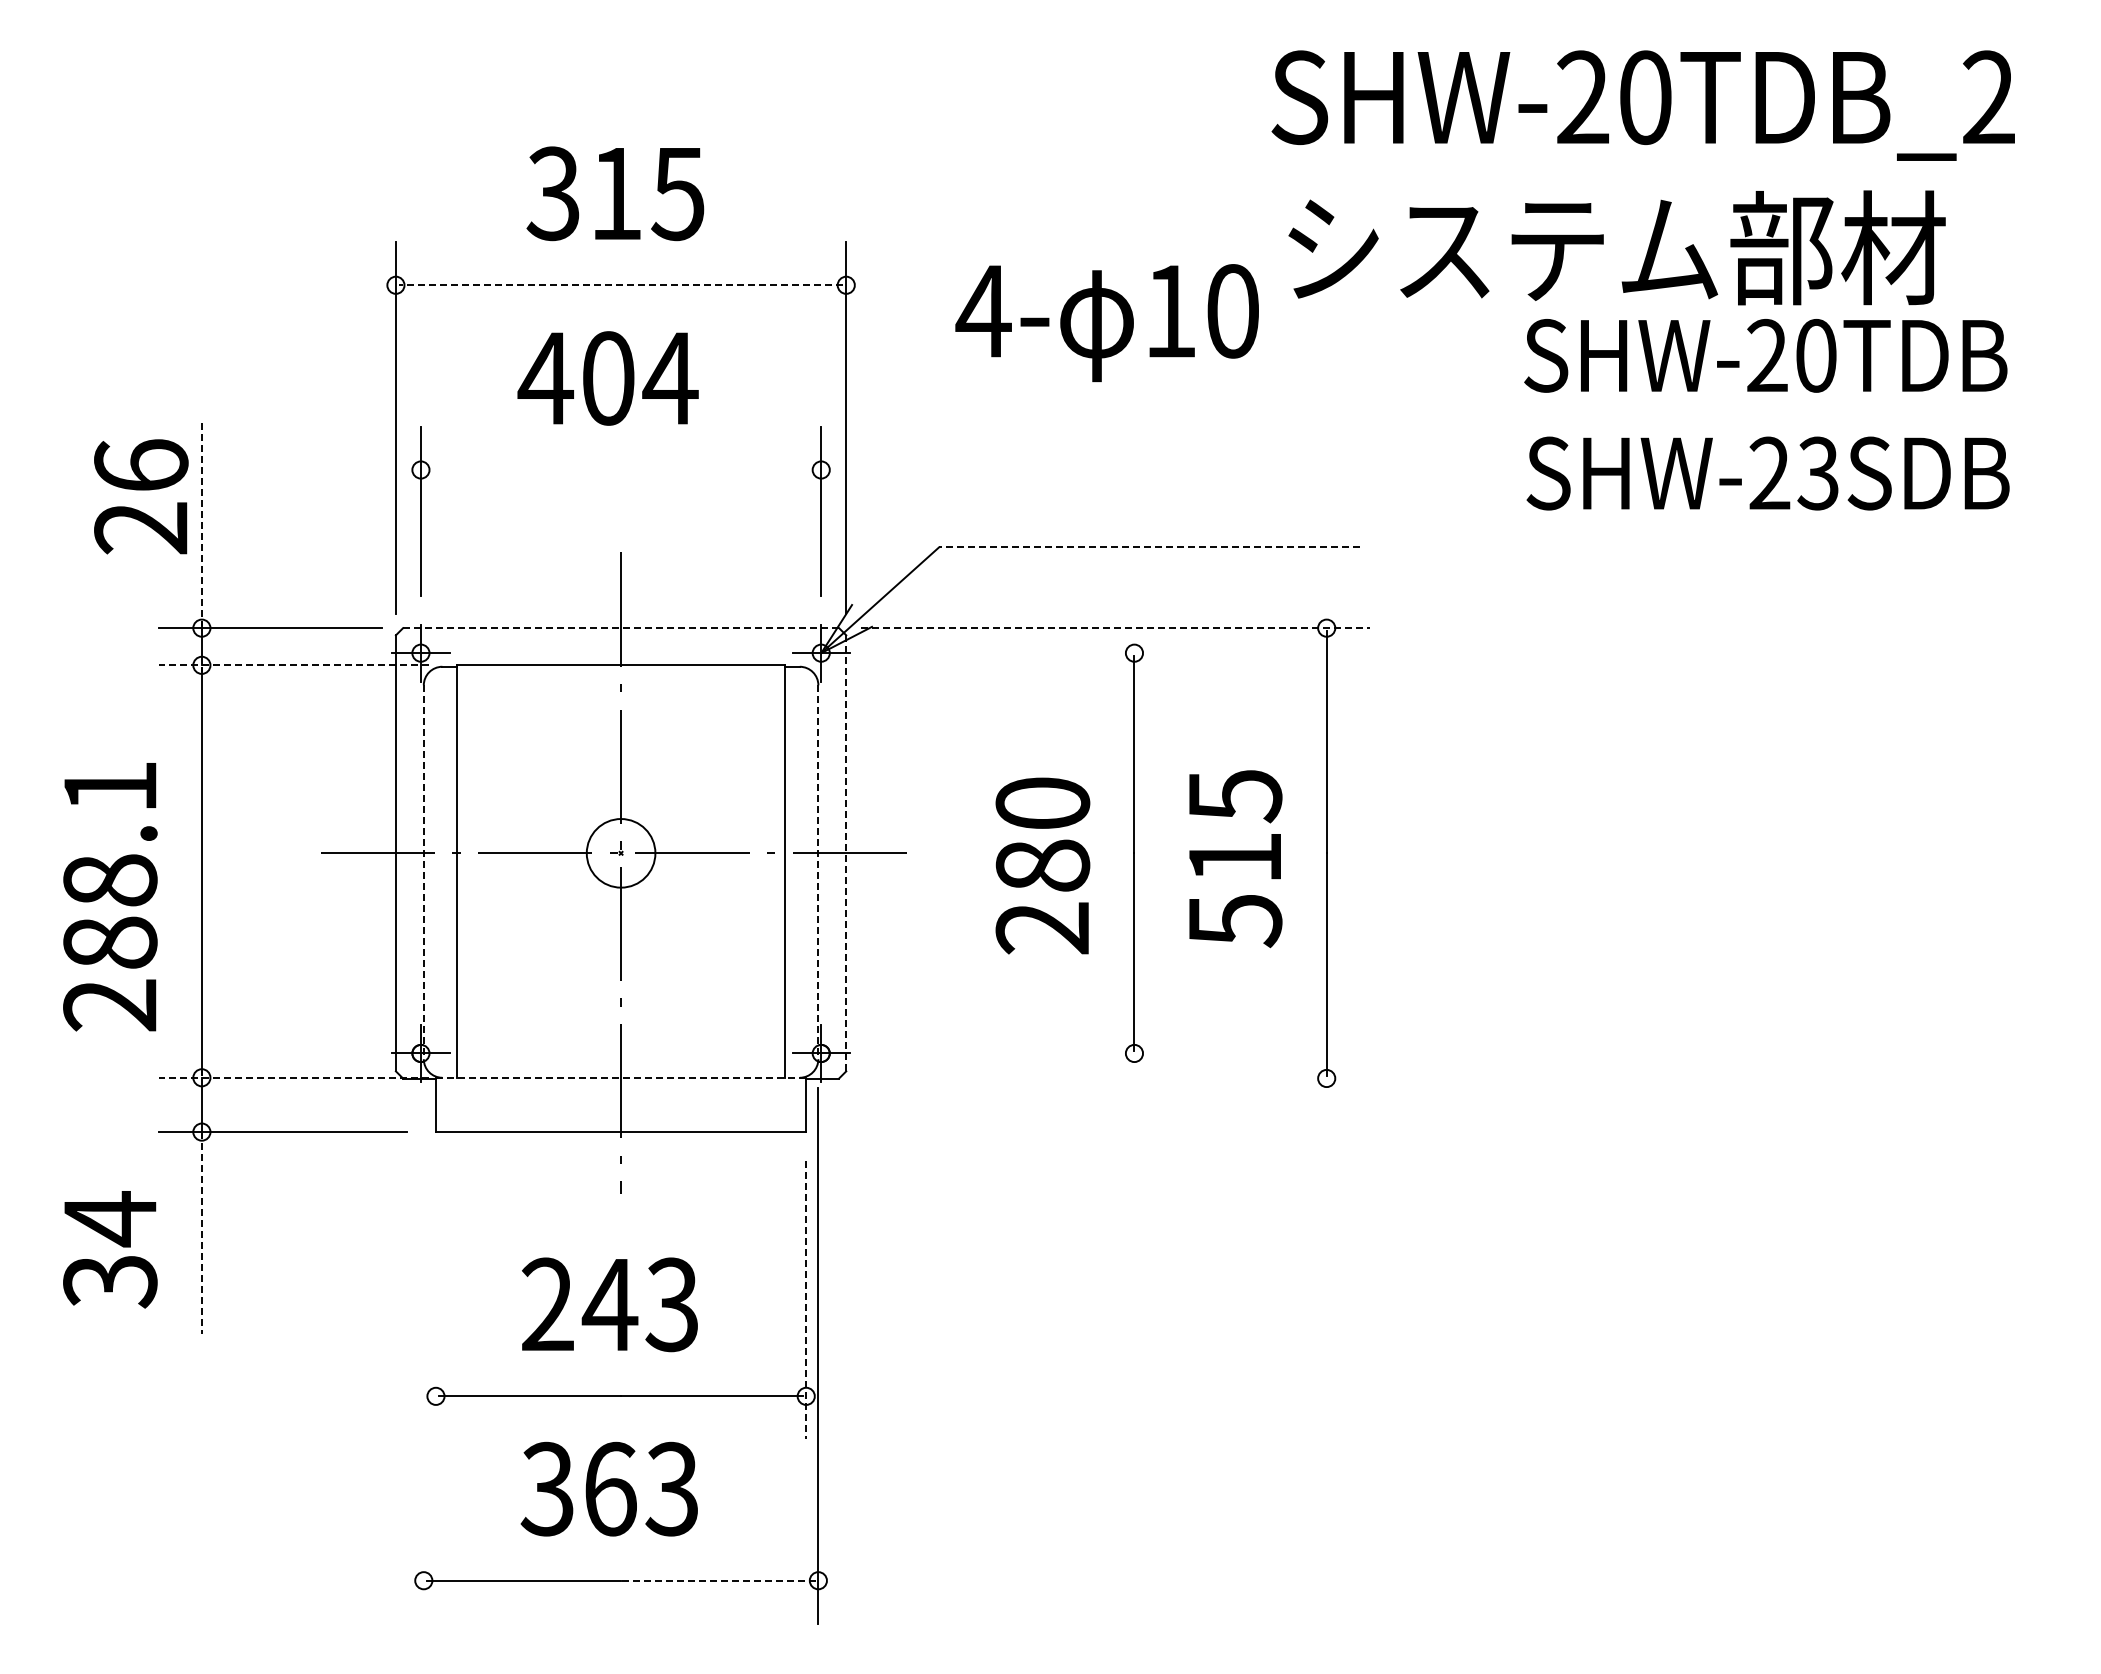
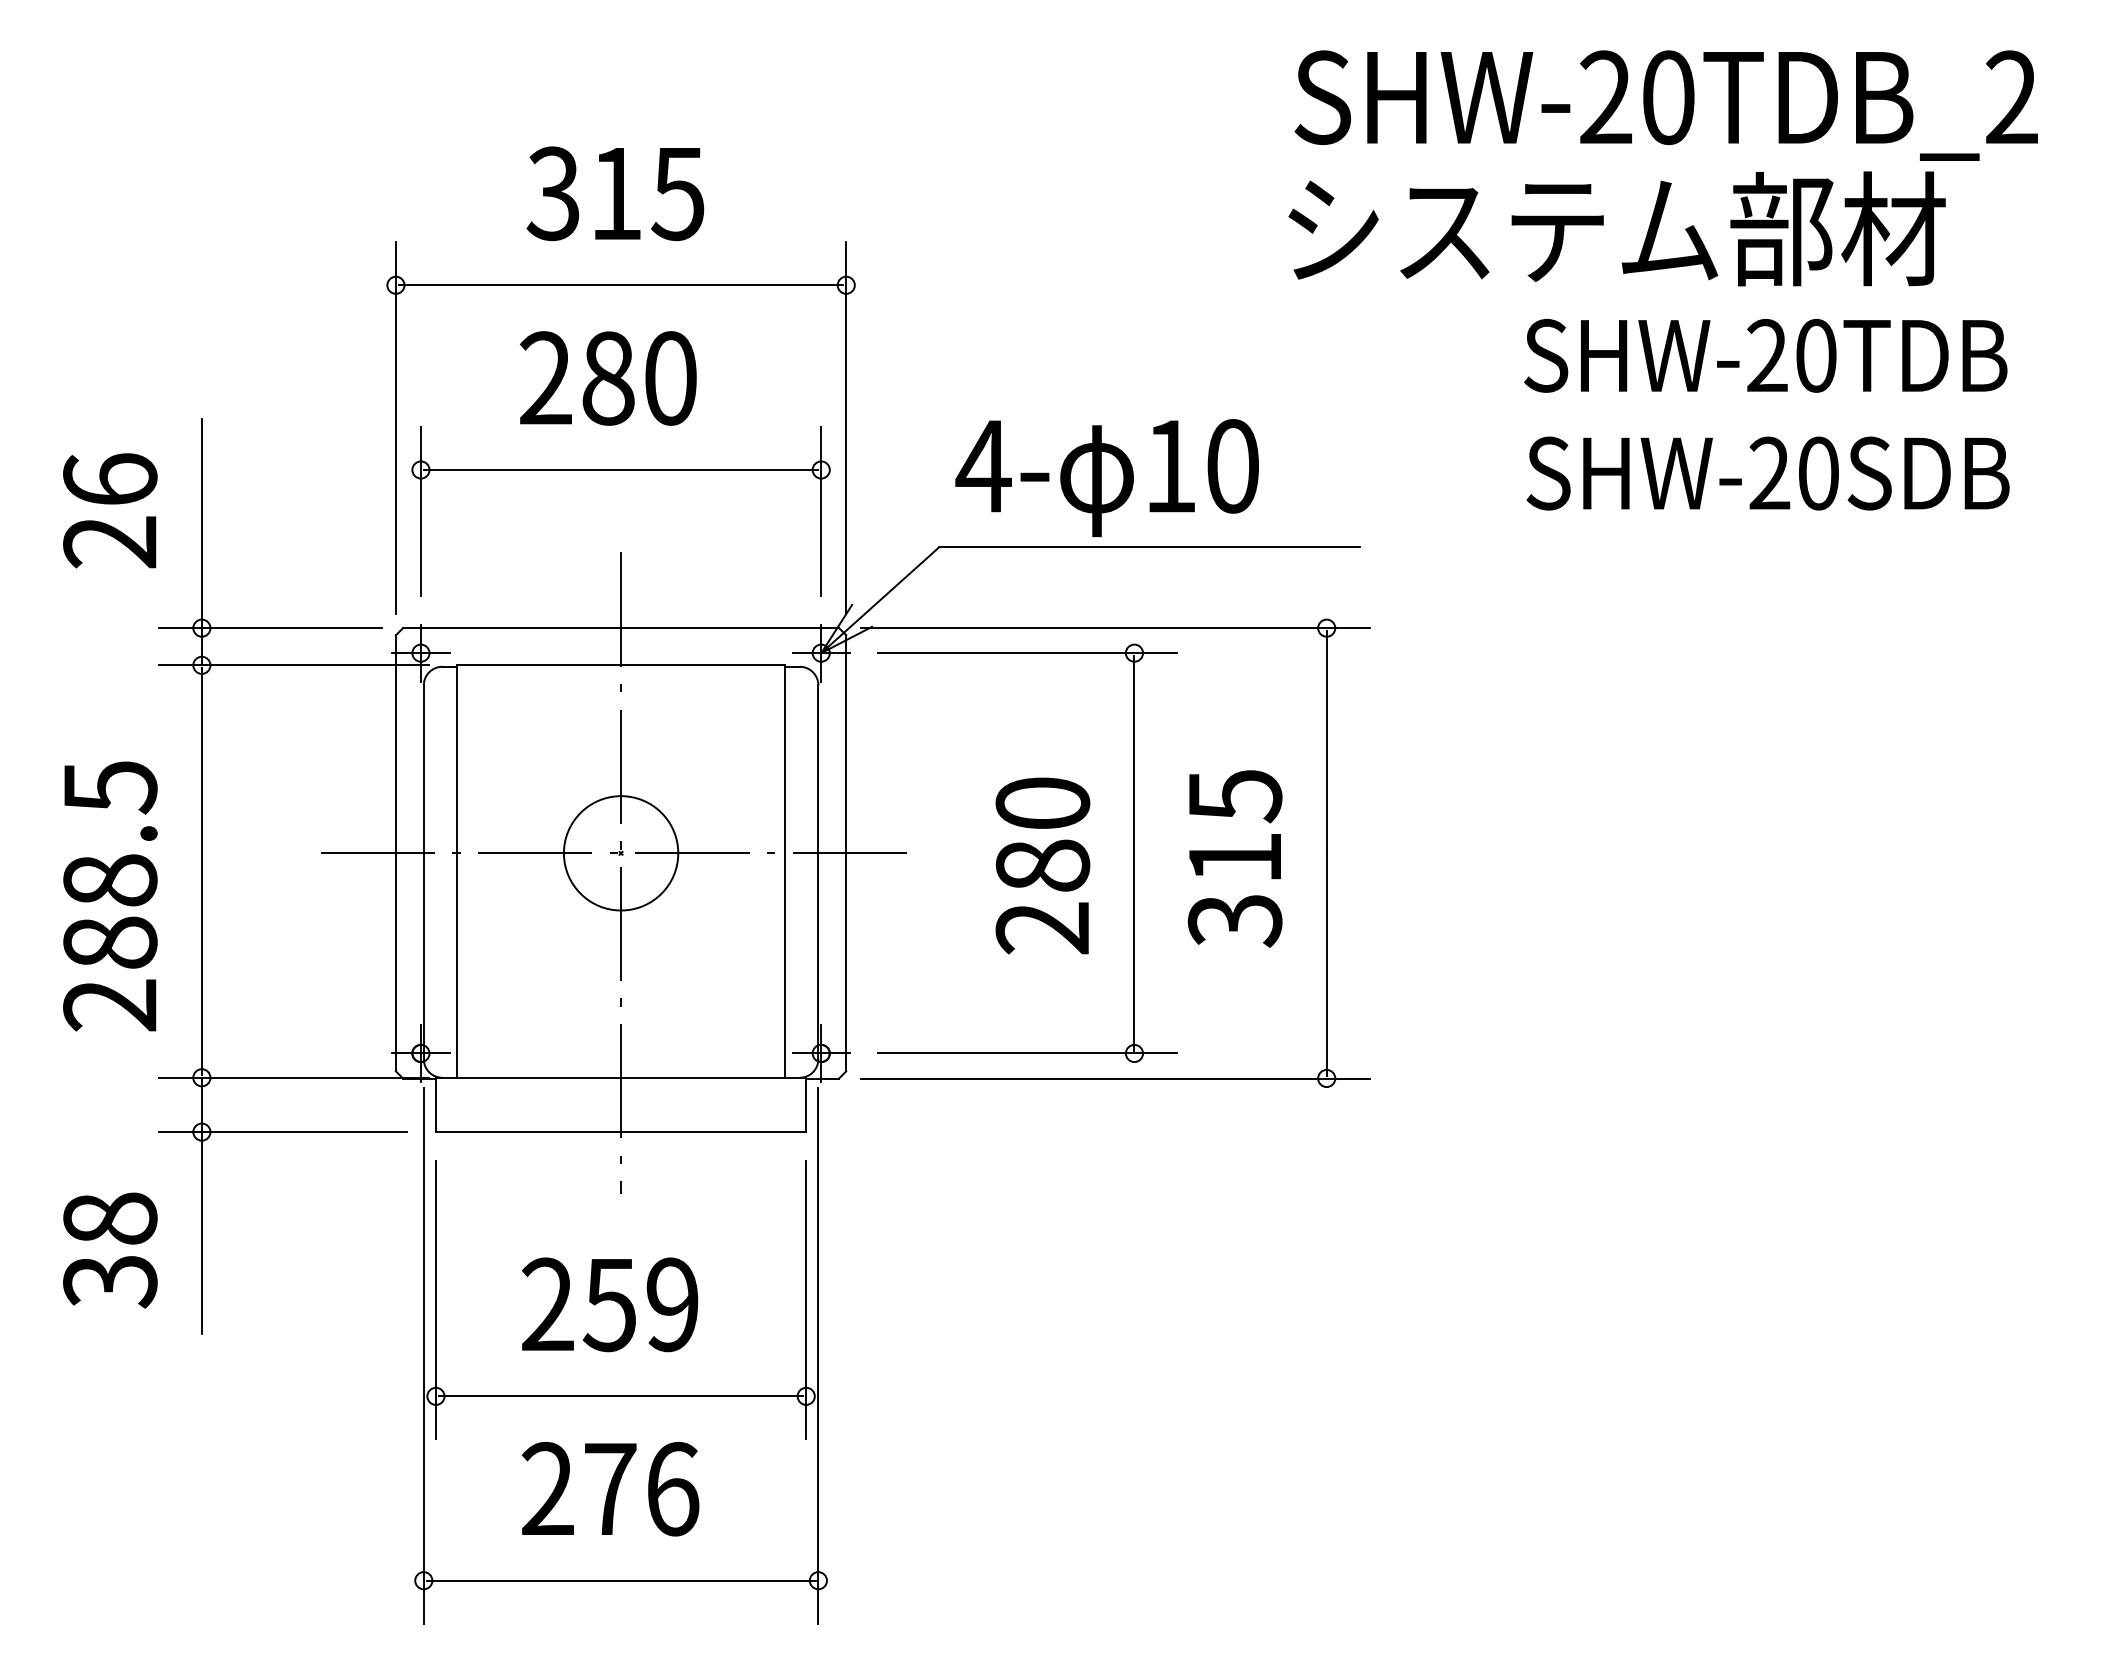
text position: (1642, 105) -> (1665, 105) (1665, 105)
text position: (1616, 247) -> (1616, 228) (1616, 228)
line: dashed -> solid (620, 285)
text position: (1106, 323) -> (1106, 478) (1106, 478)
text: 404 -> 280 (607, 378)
line: none -> present (620, 470)
text: SHW-23SDB -> SHW-20SDB (1817, 473)
text position: (141, 496) -> (110, 510) (110, 510)
line: dashed -> solid (201, 523)
line: dashed -> solid (1149, 547)
line: dashed -> solid (621, 628)
line: dashed -> solid (1115, 628)
line: none -> present (1027, 653)
line: dashed -> solid (293, 665)
text: 288.1 -> 288.5 (110, 787)
circle diameter: 69 px -> 114 px (620, 853)
line: dashed -> solid (846, 853)
line: dashed -> solid (423, 872)
line: dashed -> solid (818, 872)
text: 515 -> 315 (1234, 921)
line: none -> present (1027, 1053)
line: dashed -> solid (293, 1077)
line: dashed -> solid (621, 1077)
line: none -> present (1114, 1078)
text: 34 -> 38 (110, 1219)
line: dashed -> solid (201, 1233)
line: none -> present (435, 1299)
line: dashed -> solid (806, 1300)
text: 243 -> 259 (639, 1304)
line: none -> present (423, 1355)
text: 363 -> 276 (609, 1488)
line: dashed -> solid (717, 1580)
